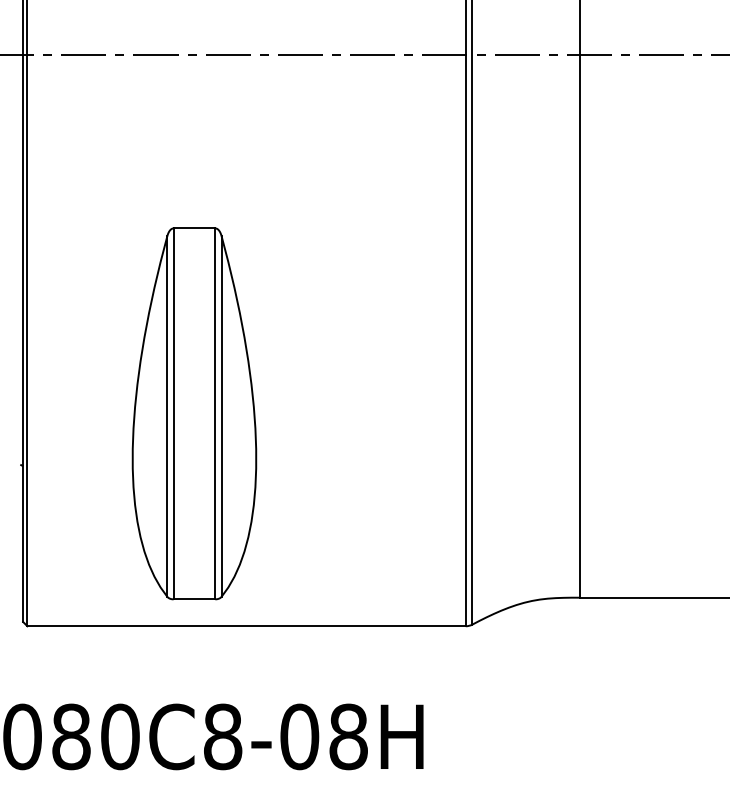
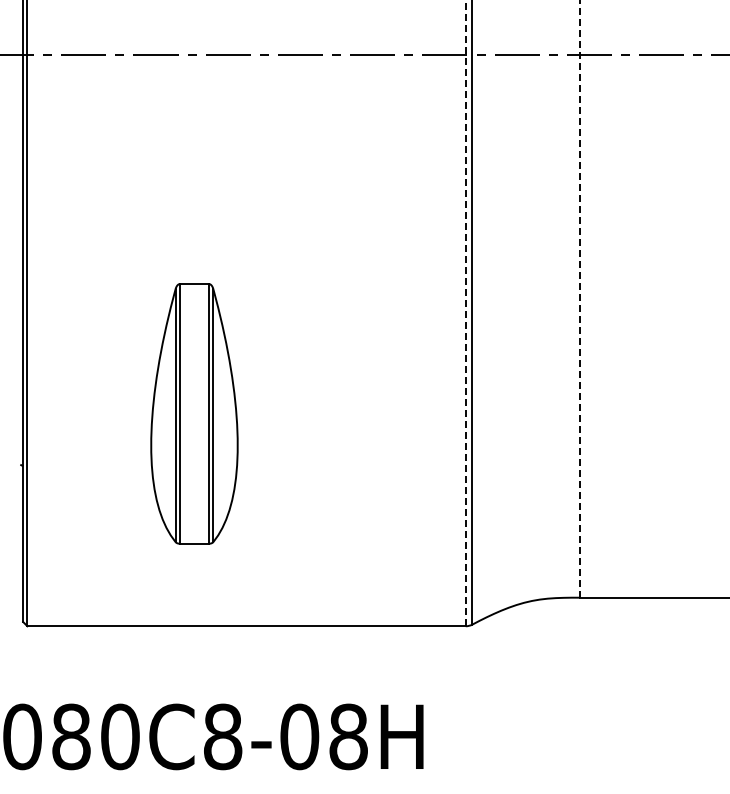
line: solid -> dashed (579, 298)
line: solid -> dashed (465, 313)
part size: 127x374 px -> 89x262 px (194, 413)
